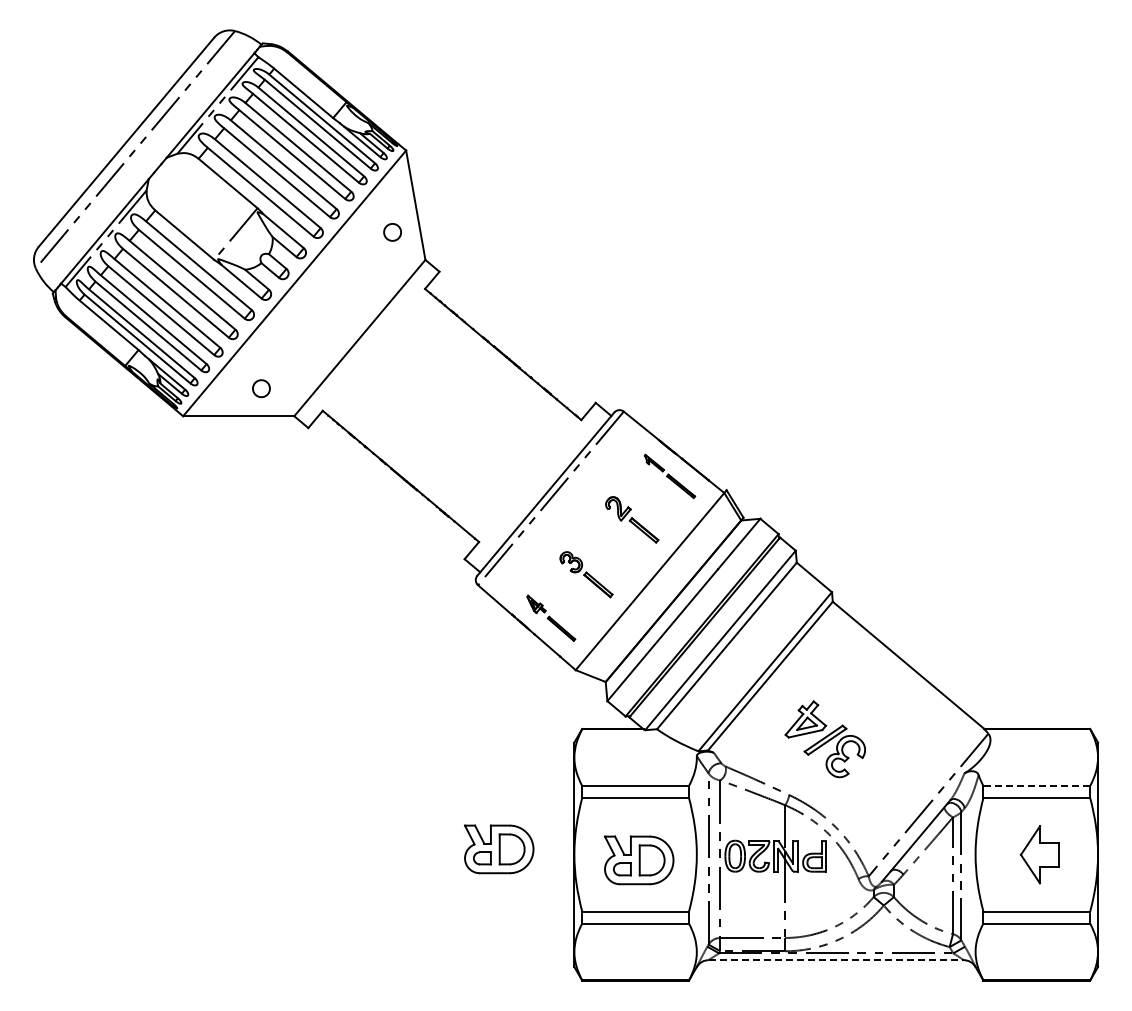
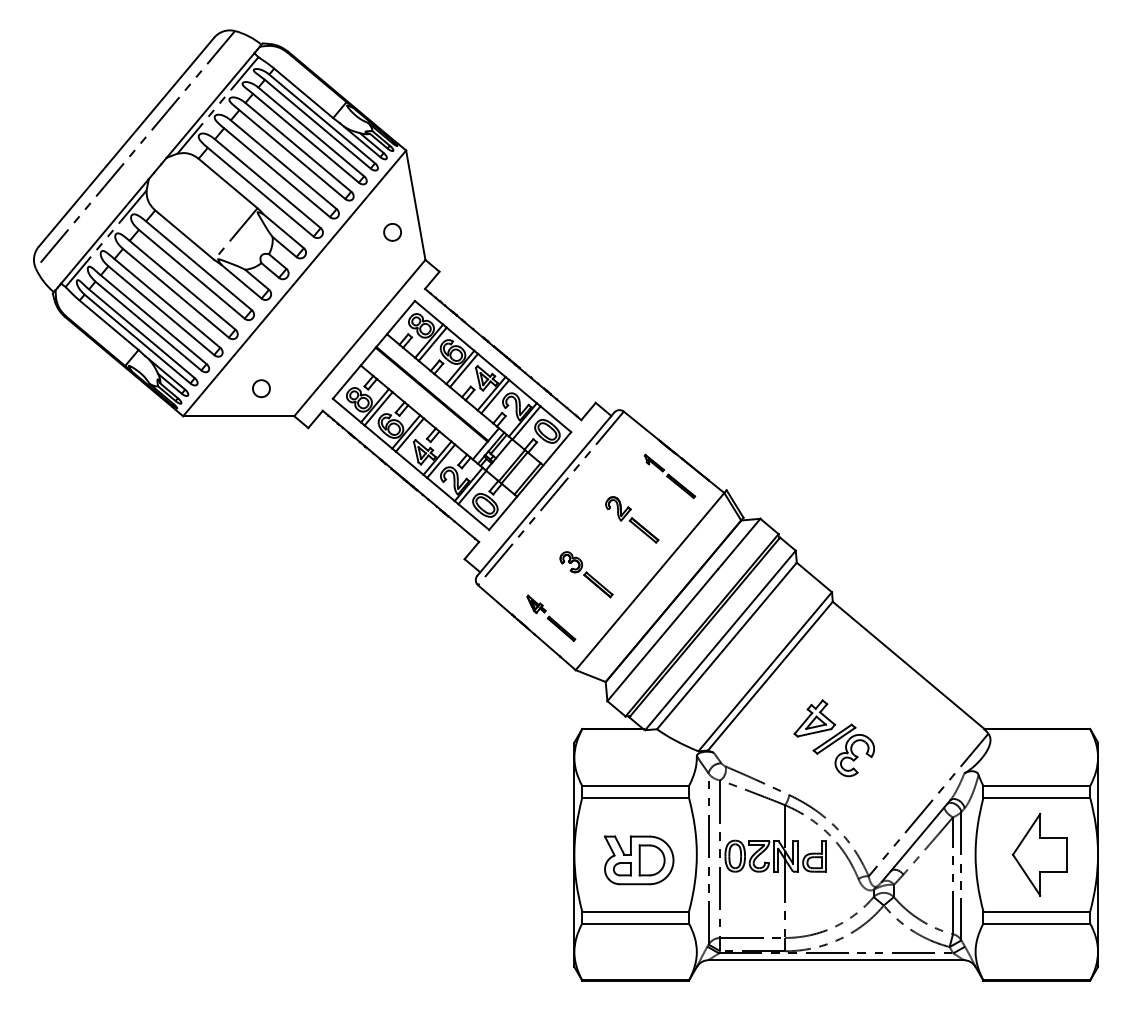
part: none -> present (451, 415)
part position: (824, 739) -> (833, 738) (833, 738)
line: dashed -> solid (1036, 786)
part: present -> none (499, 849)
part size: 41x60 px -> 57x84 px (1039, 854)
line: dashed -> solid (836, 960)
